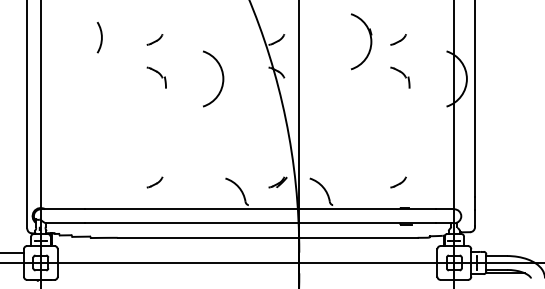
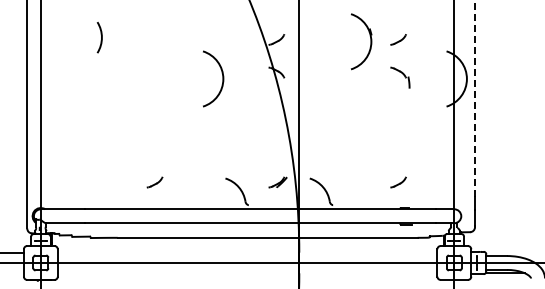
part: present -> none (154, 39)
part: present -> none (156, 77)
line: solid -> dashed (475, 98)
